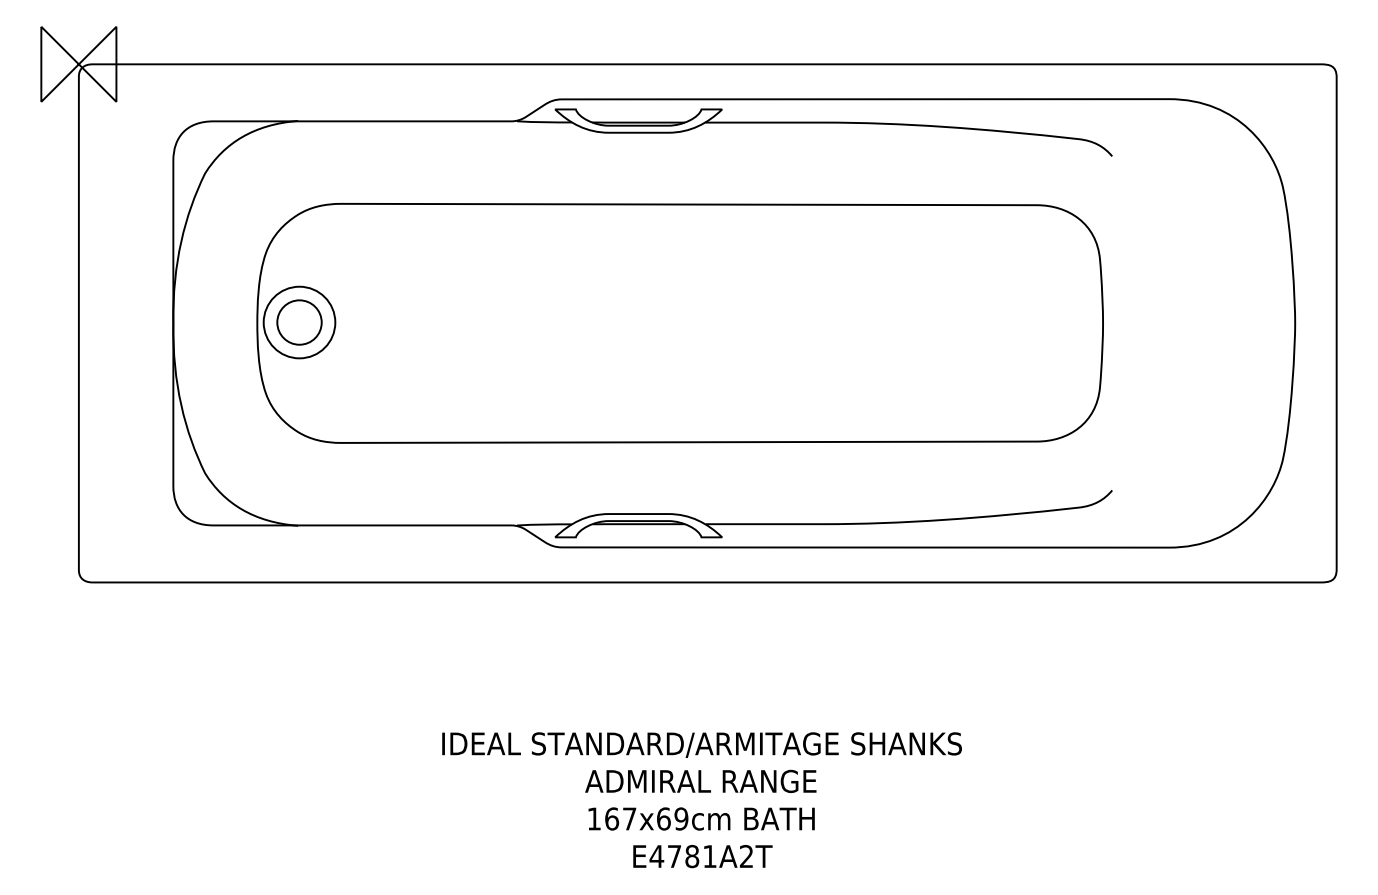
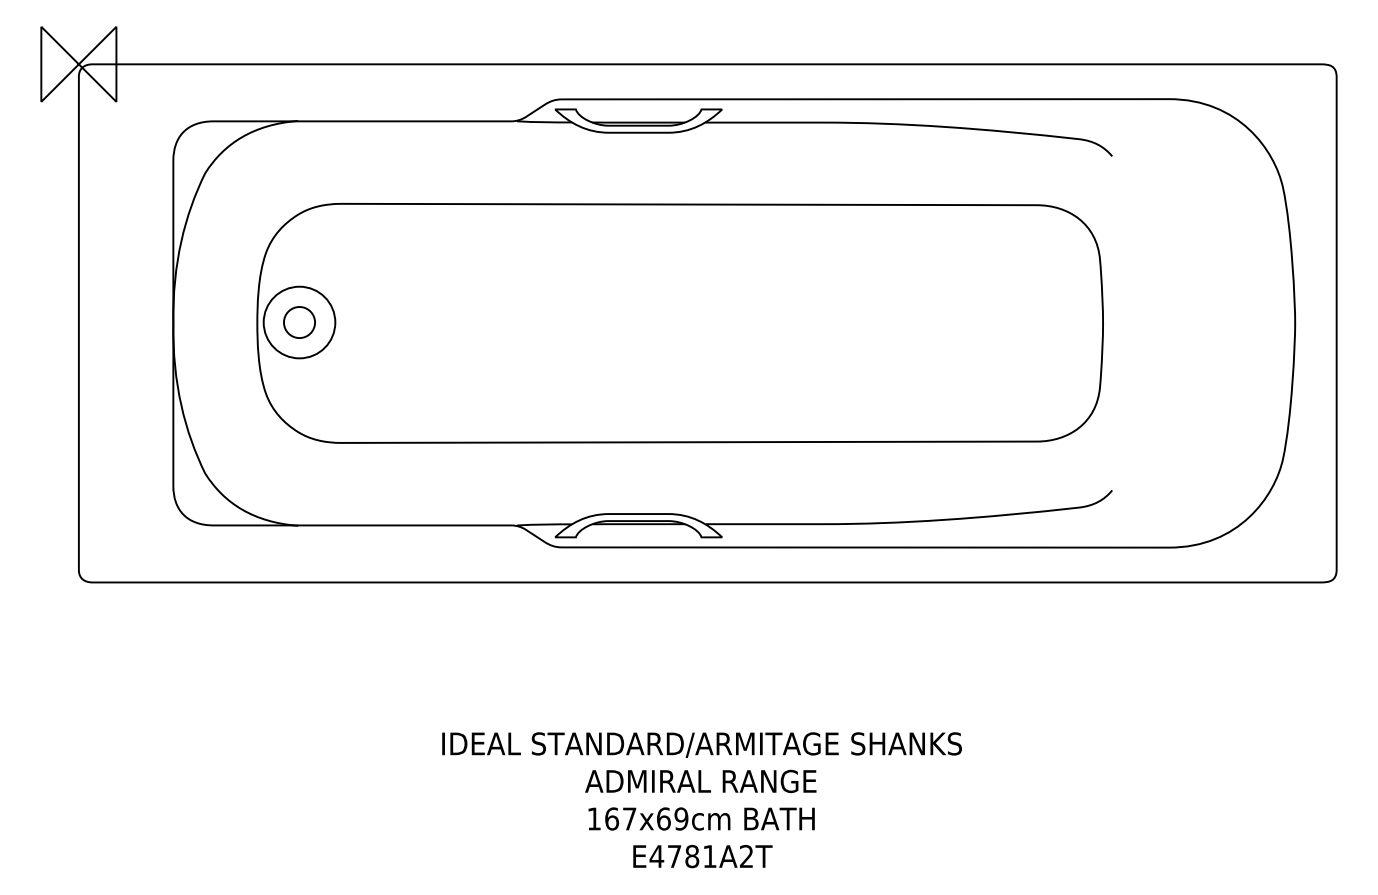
part size: 47x47 px -> 33x33 px (299, 322)
